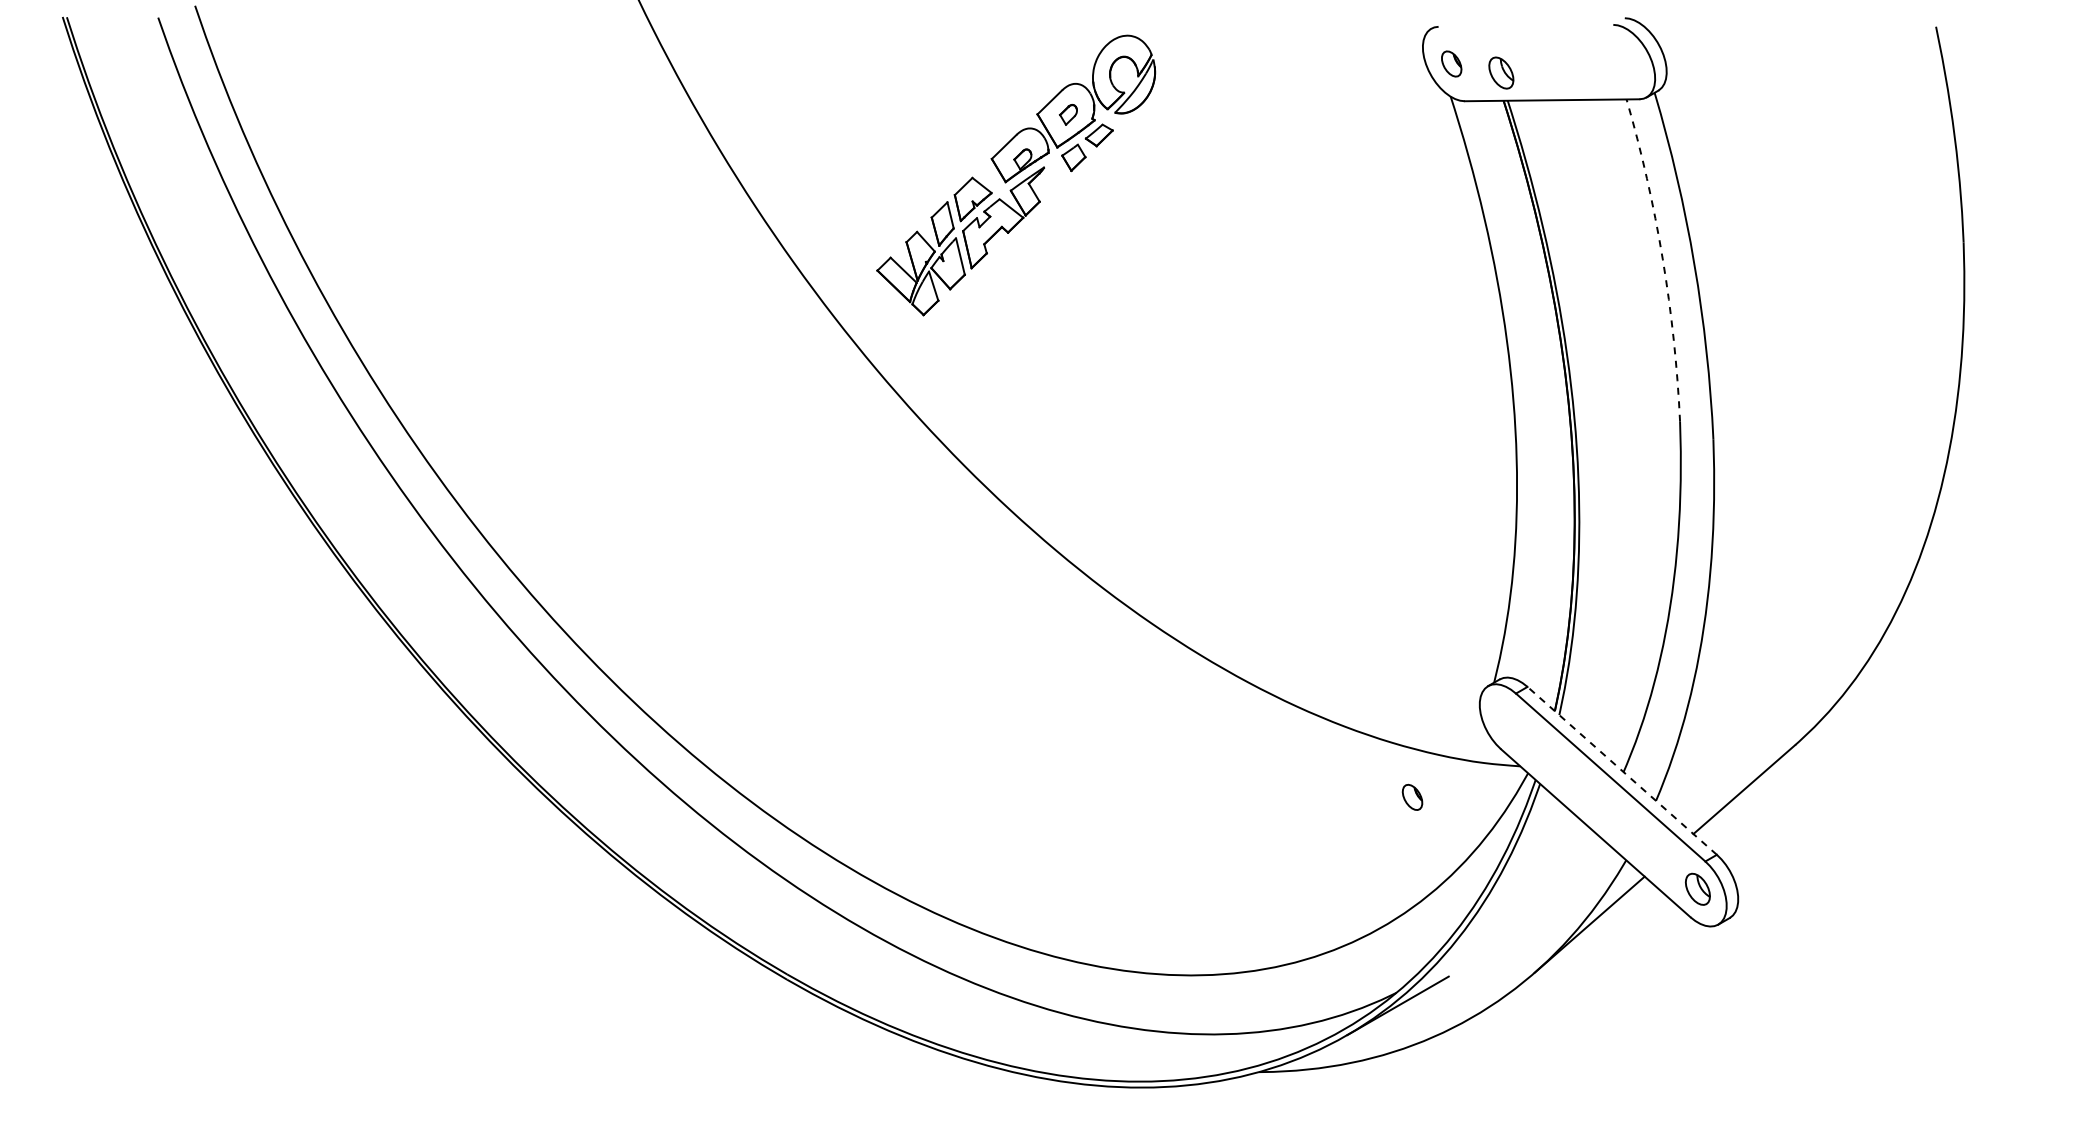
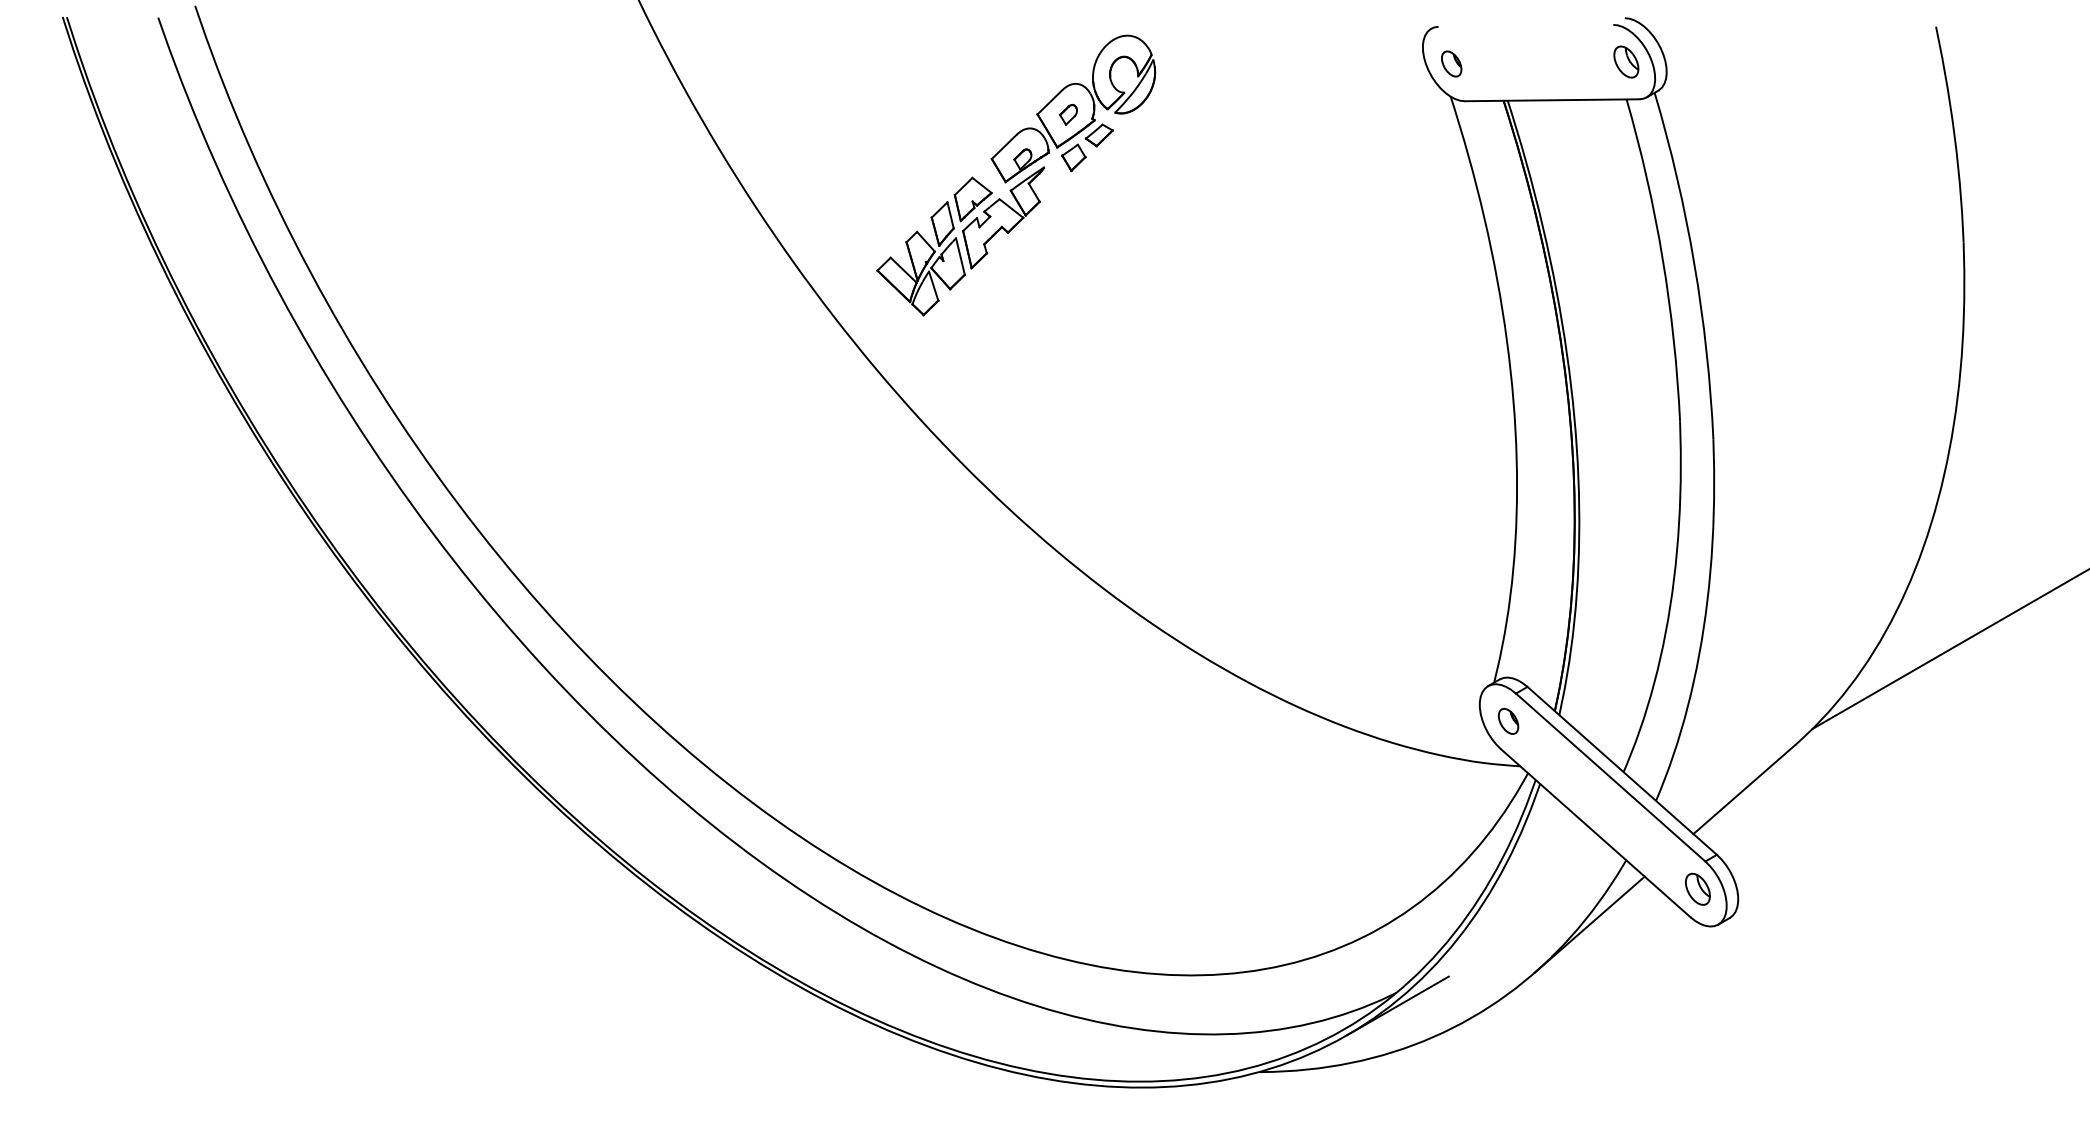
part position: (1501, 72) -> (1626, 61) (1626, 61)
arc: dashed -> solid (1662, 259)
line: none -> present (1949, 649)
line: dashed -> solid (1622, 770)
part position: (1412, 796) -> (1508, 720) (1508, 720)
